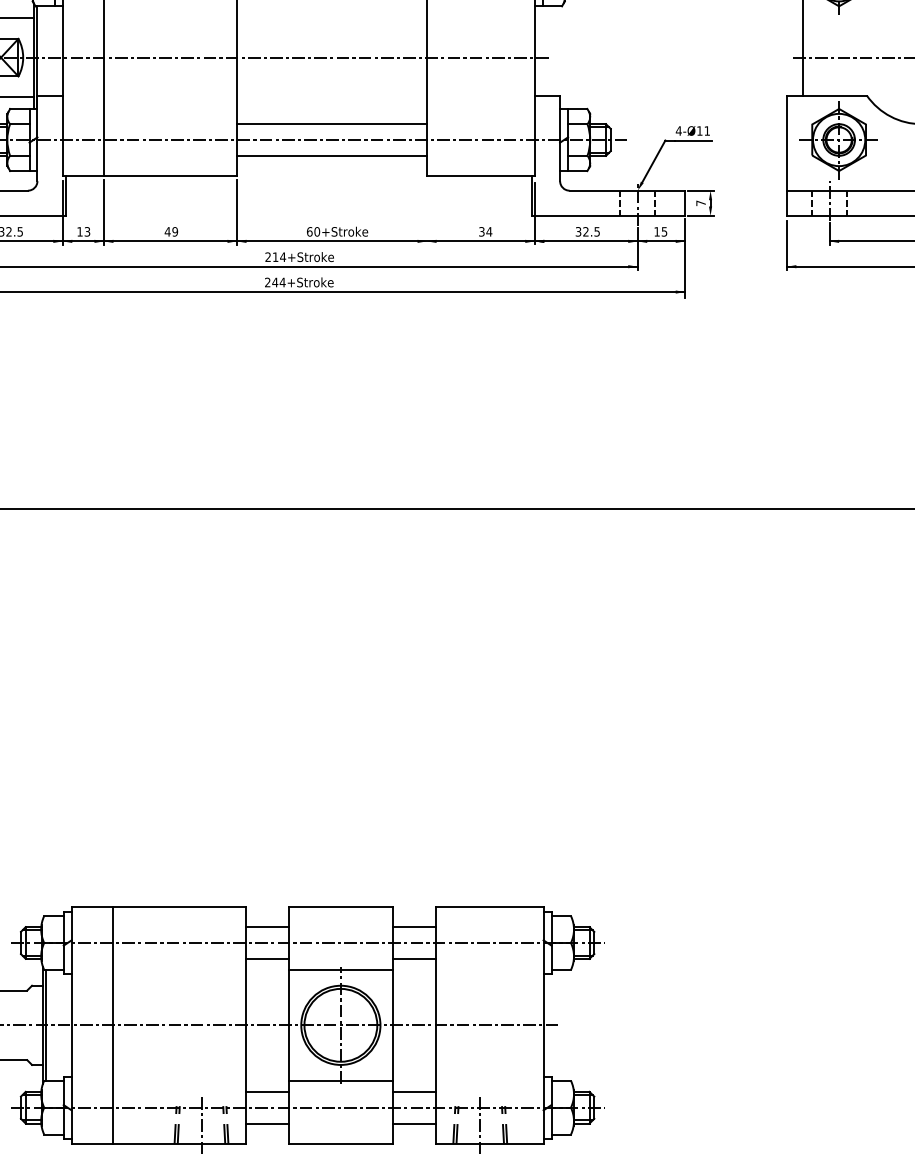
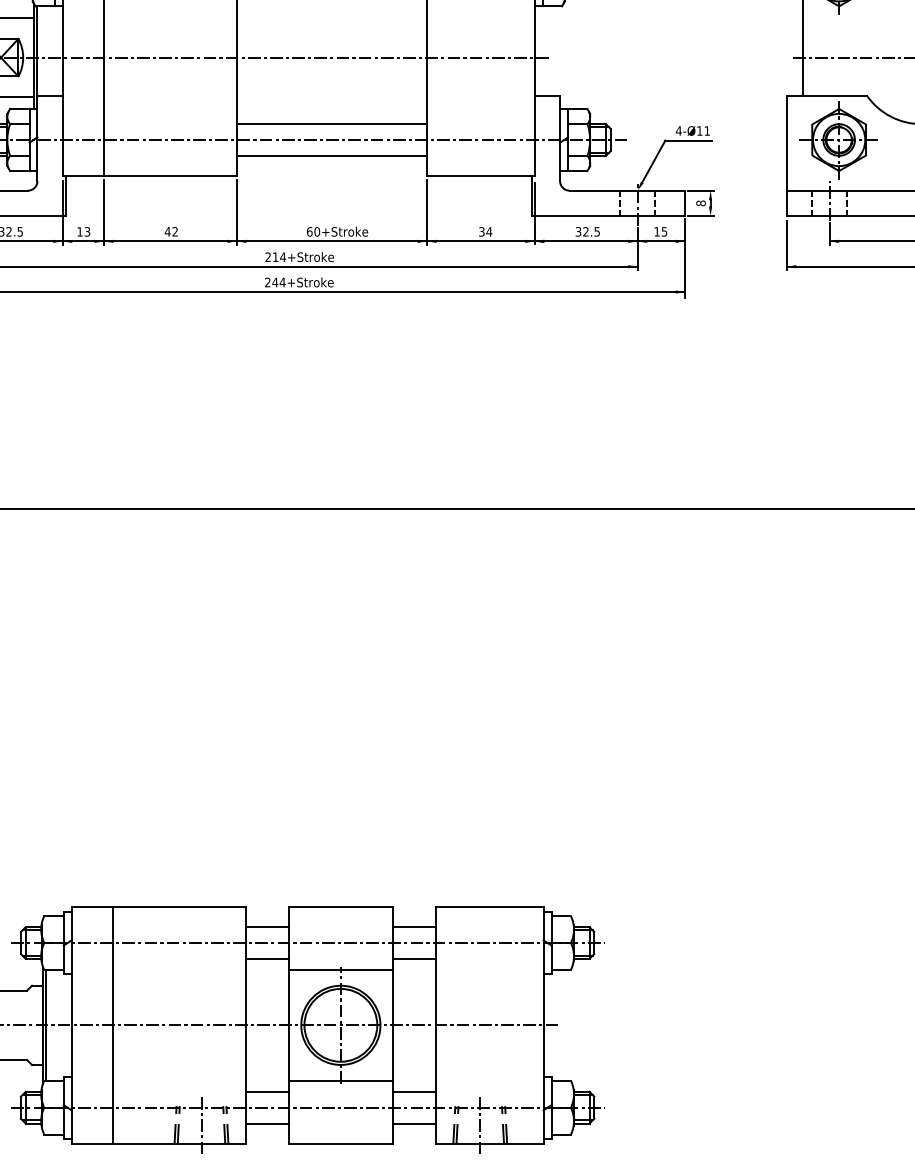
text: 7 -> 8 (700, 203)
line: none -> present (427, 211)
text: 49 -> 42 (175, 231)
